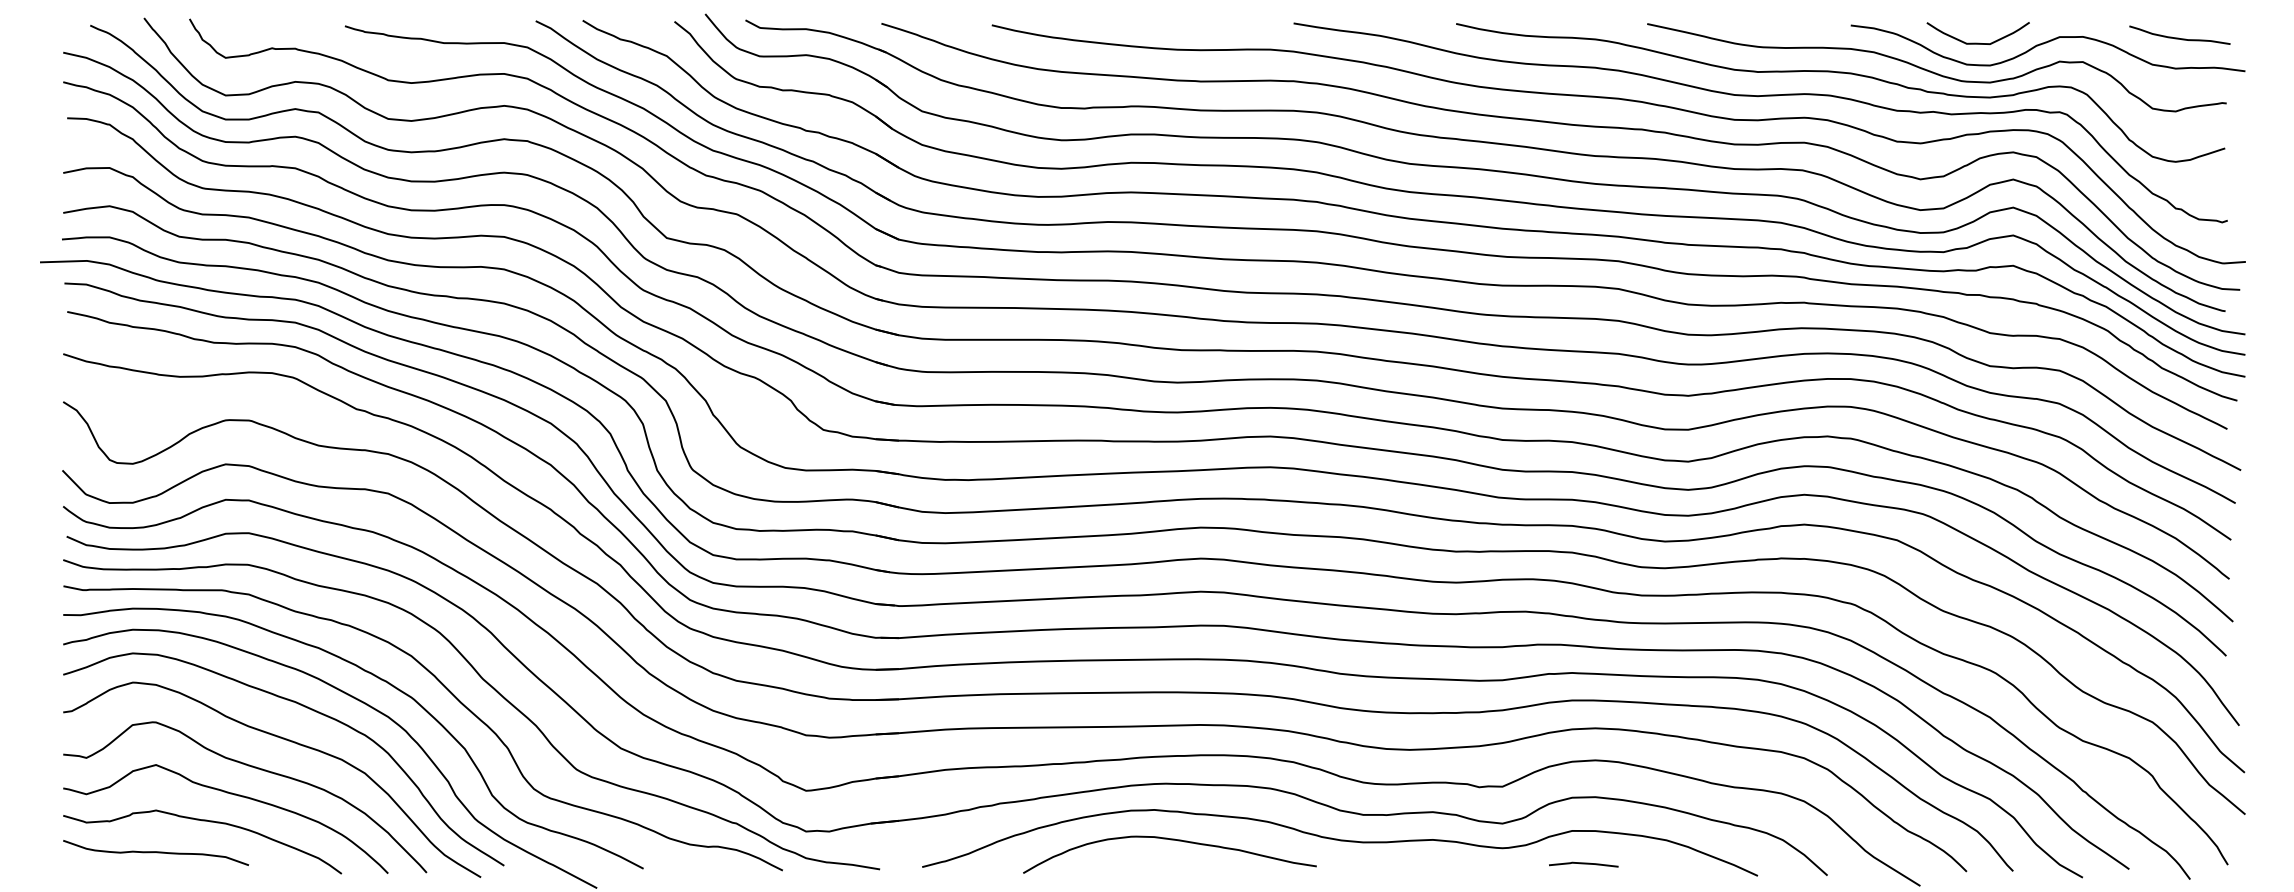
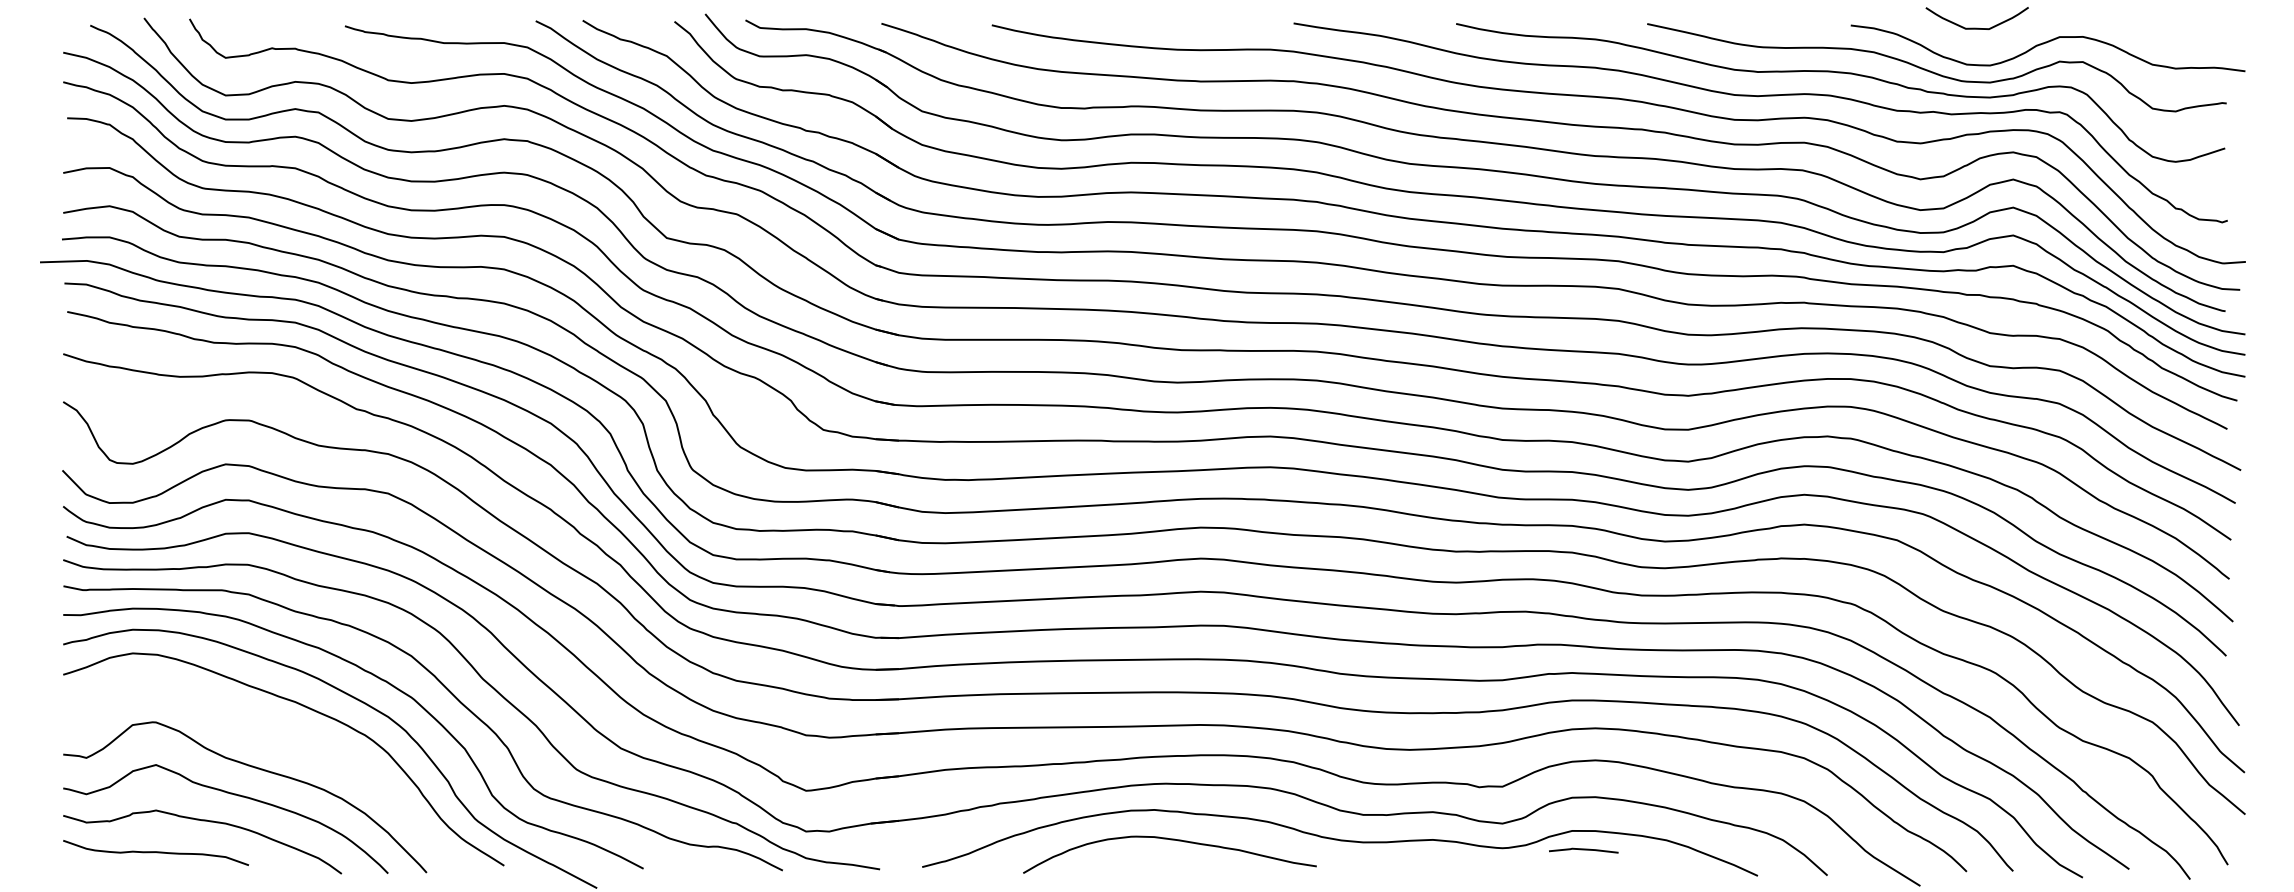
curve: present -> none (2178, 37)
curve position: (1977, 42) -> (1976, 27) (1976, 27)
curve: present -> none (285, 740)
line position: (1583, 864) -> (1583, 850) (1583, 850)
